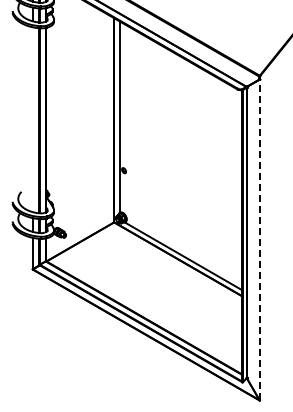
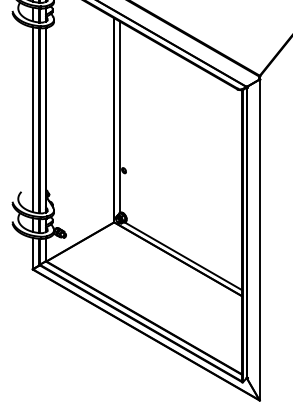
line: none -> present (32, 119)
line: dashed -> solid (259, 239)
